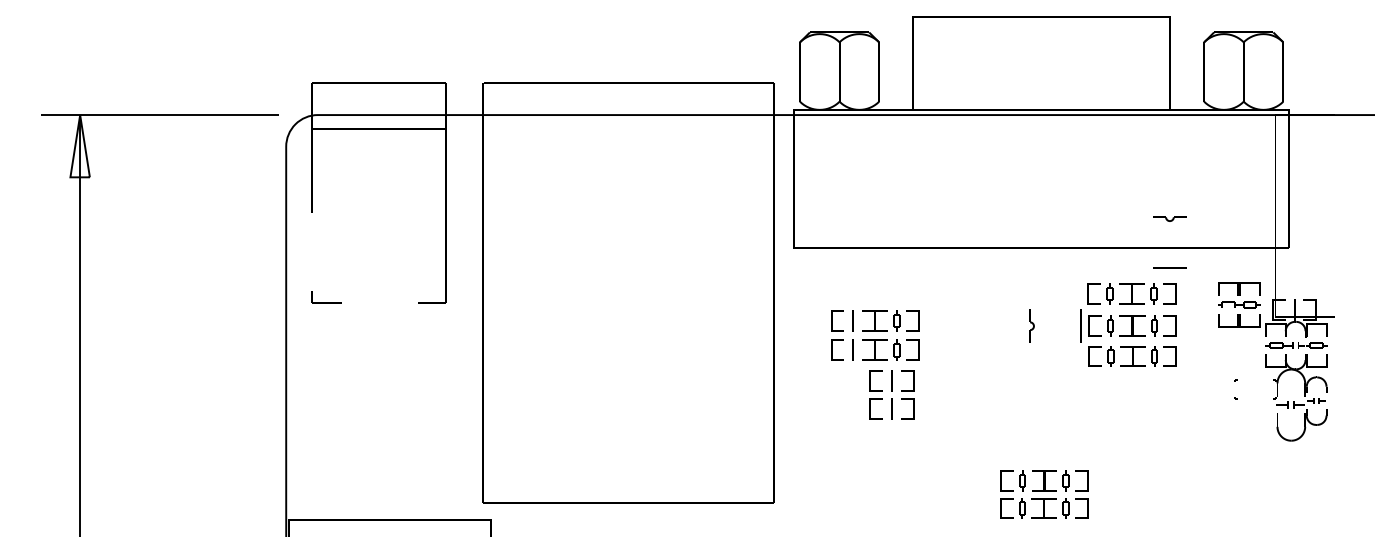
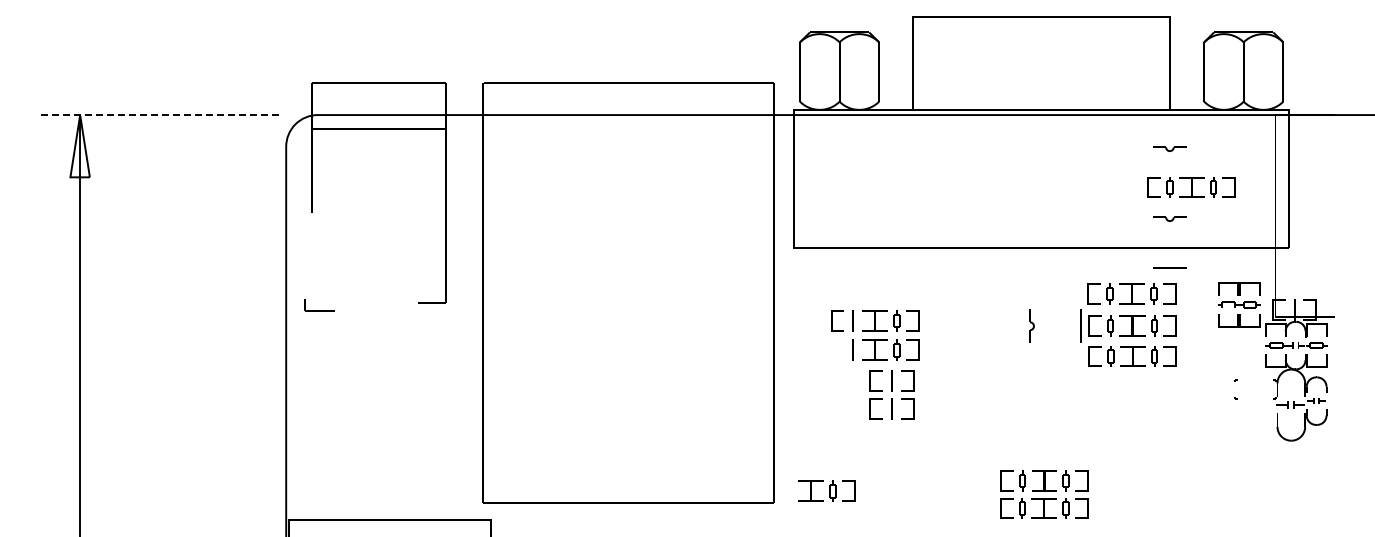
line: solid -> dashed (160, 115)
part: none -> present (1169, 148)
part: none -> present (1191, 187)
part position: (326, 297) -> (319, 305) (319, 305)
part: present -> none (837, 349)
part: none -> present (826, 490)
